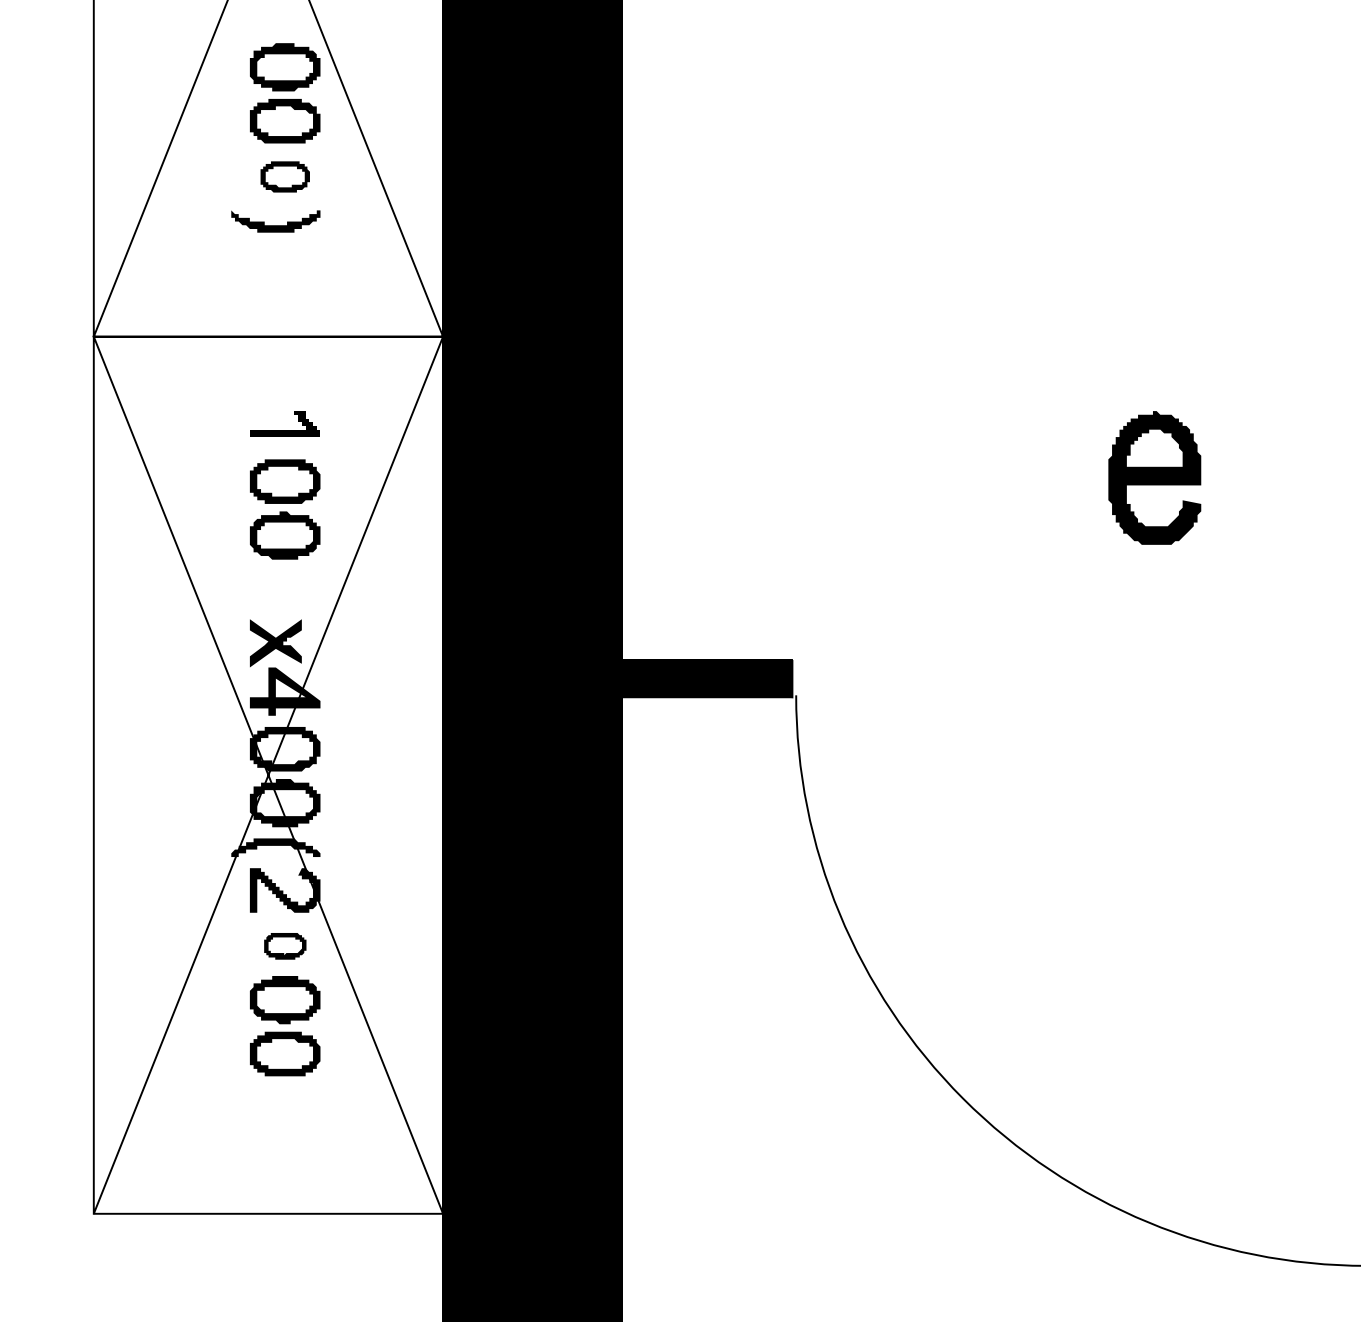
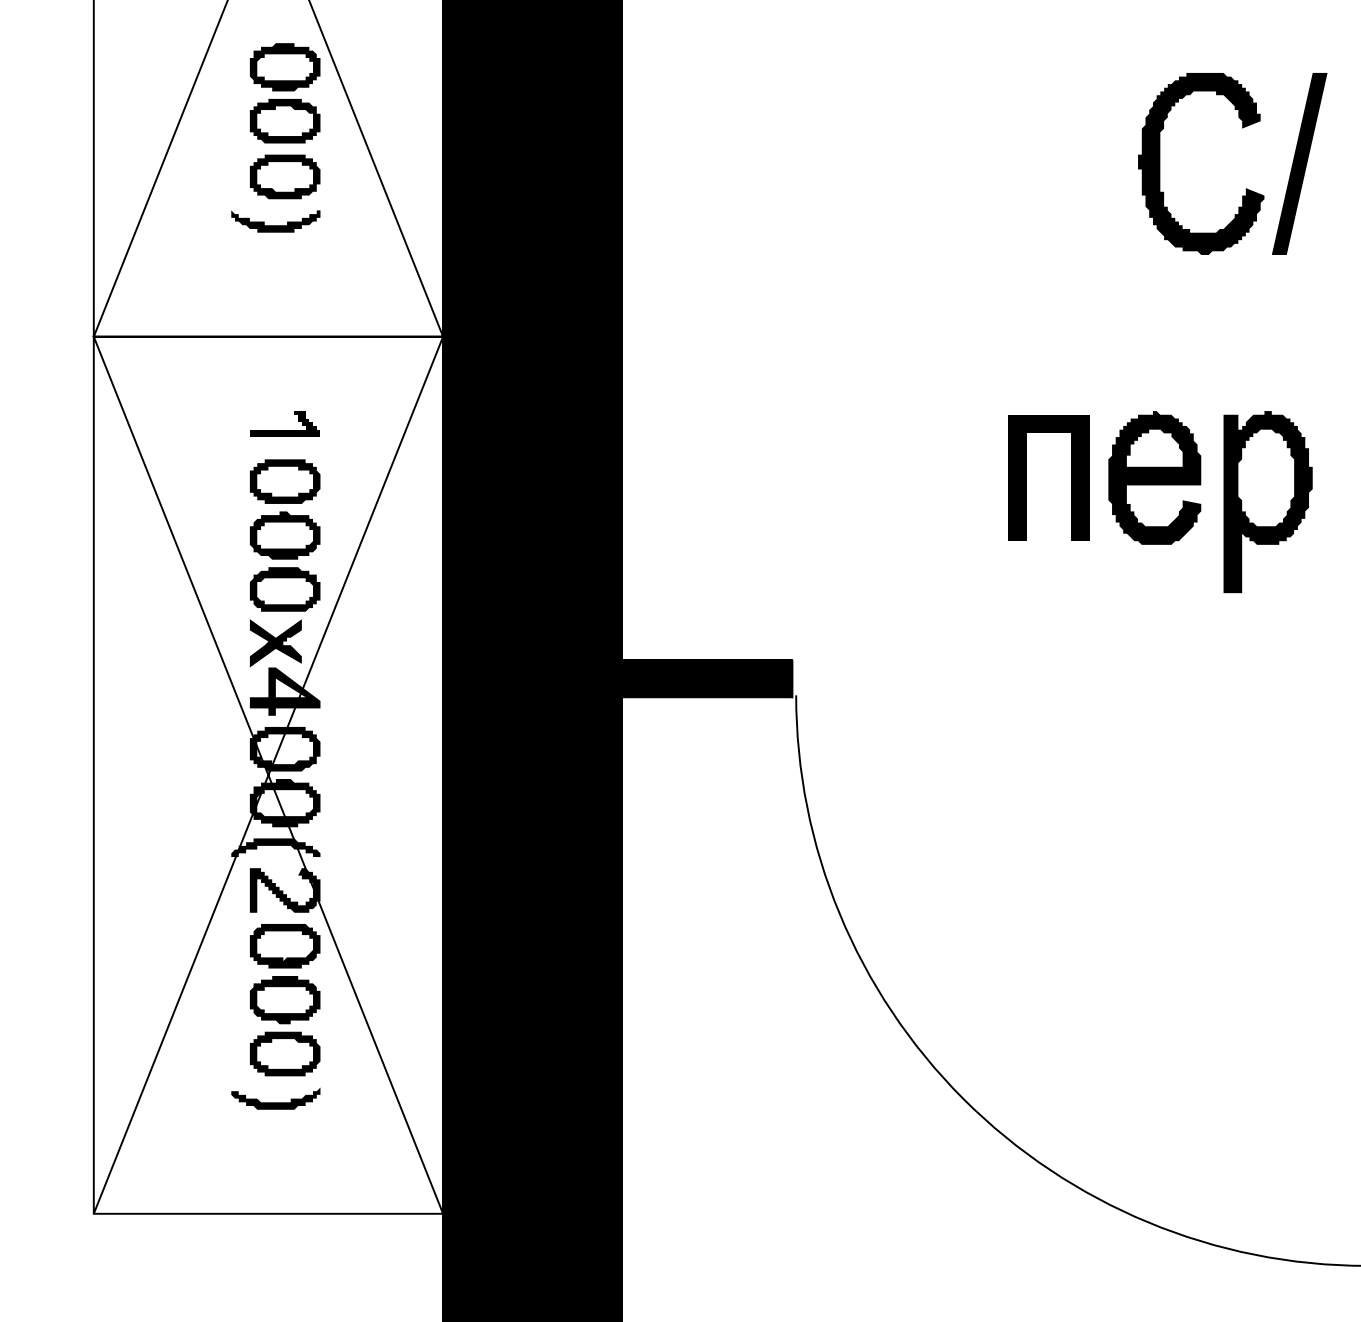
fill: none -> present (1201, 163)
fill: none -> present (1299, 163)
part size: 50x32 px -> 71x46 px (285, 176)
fill: none -> present (1048, 477)
part: none -> present (1267, 502)
part: none -> present (285, 589)
part size: 43x27 px -> 71x45 px (285, 946)
part: none -> present (275, 1098)
